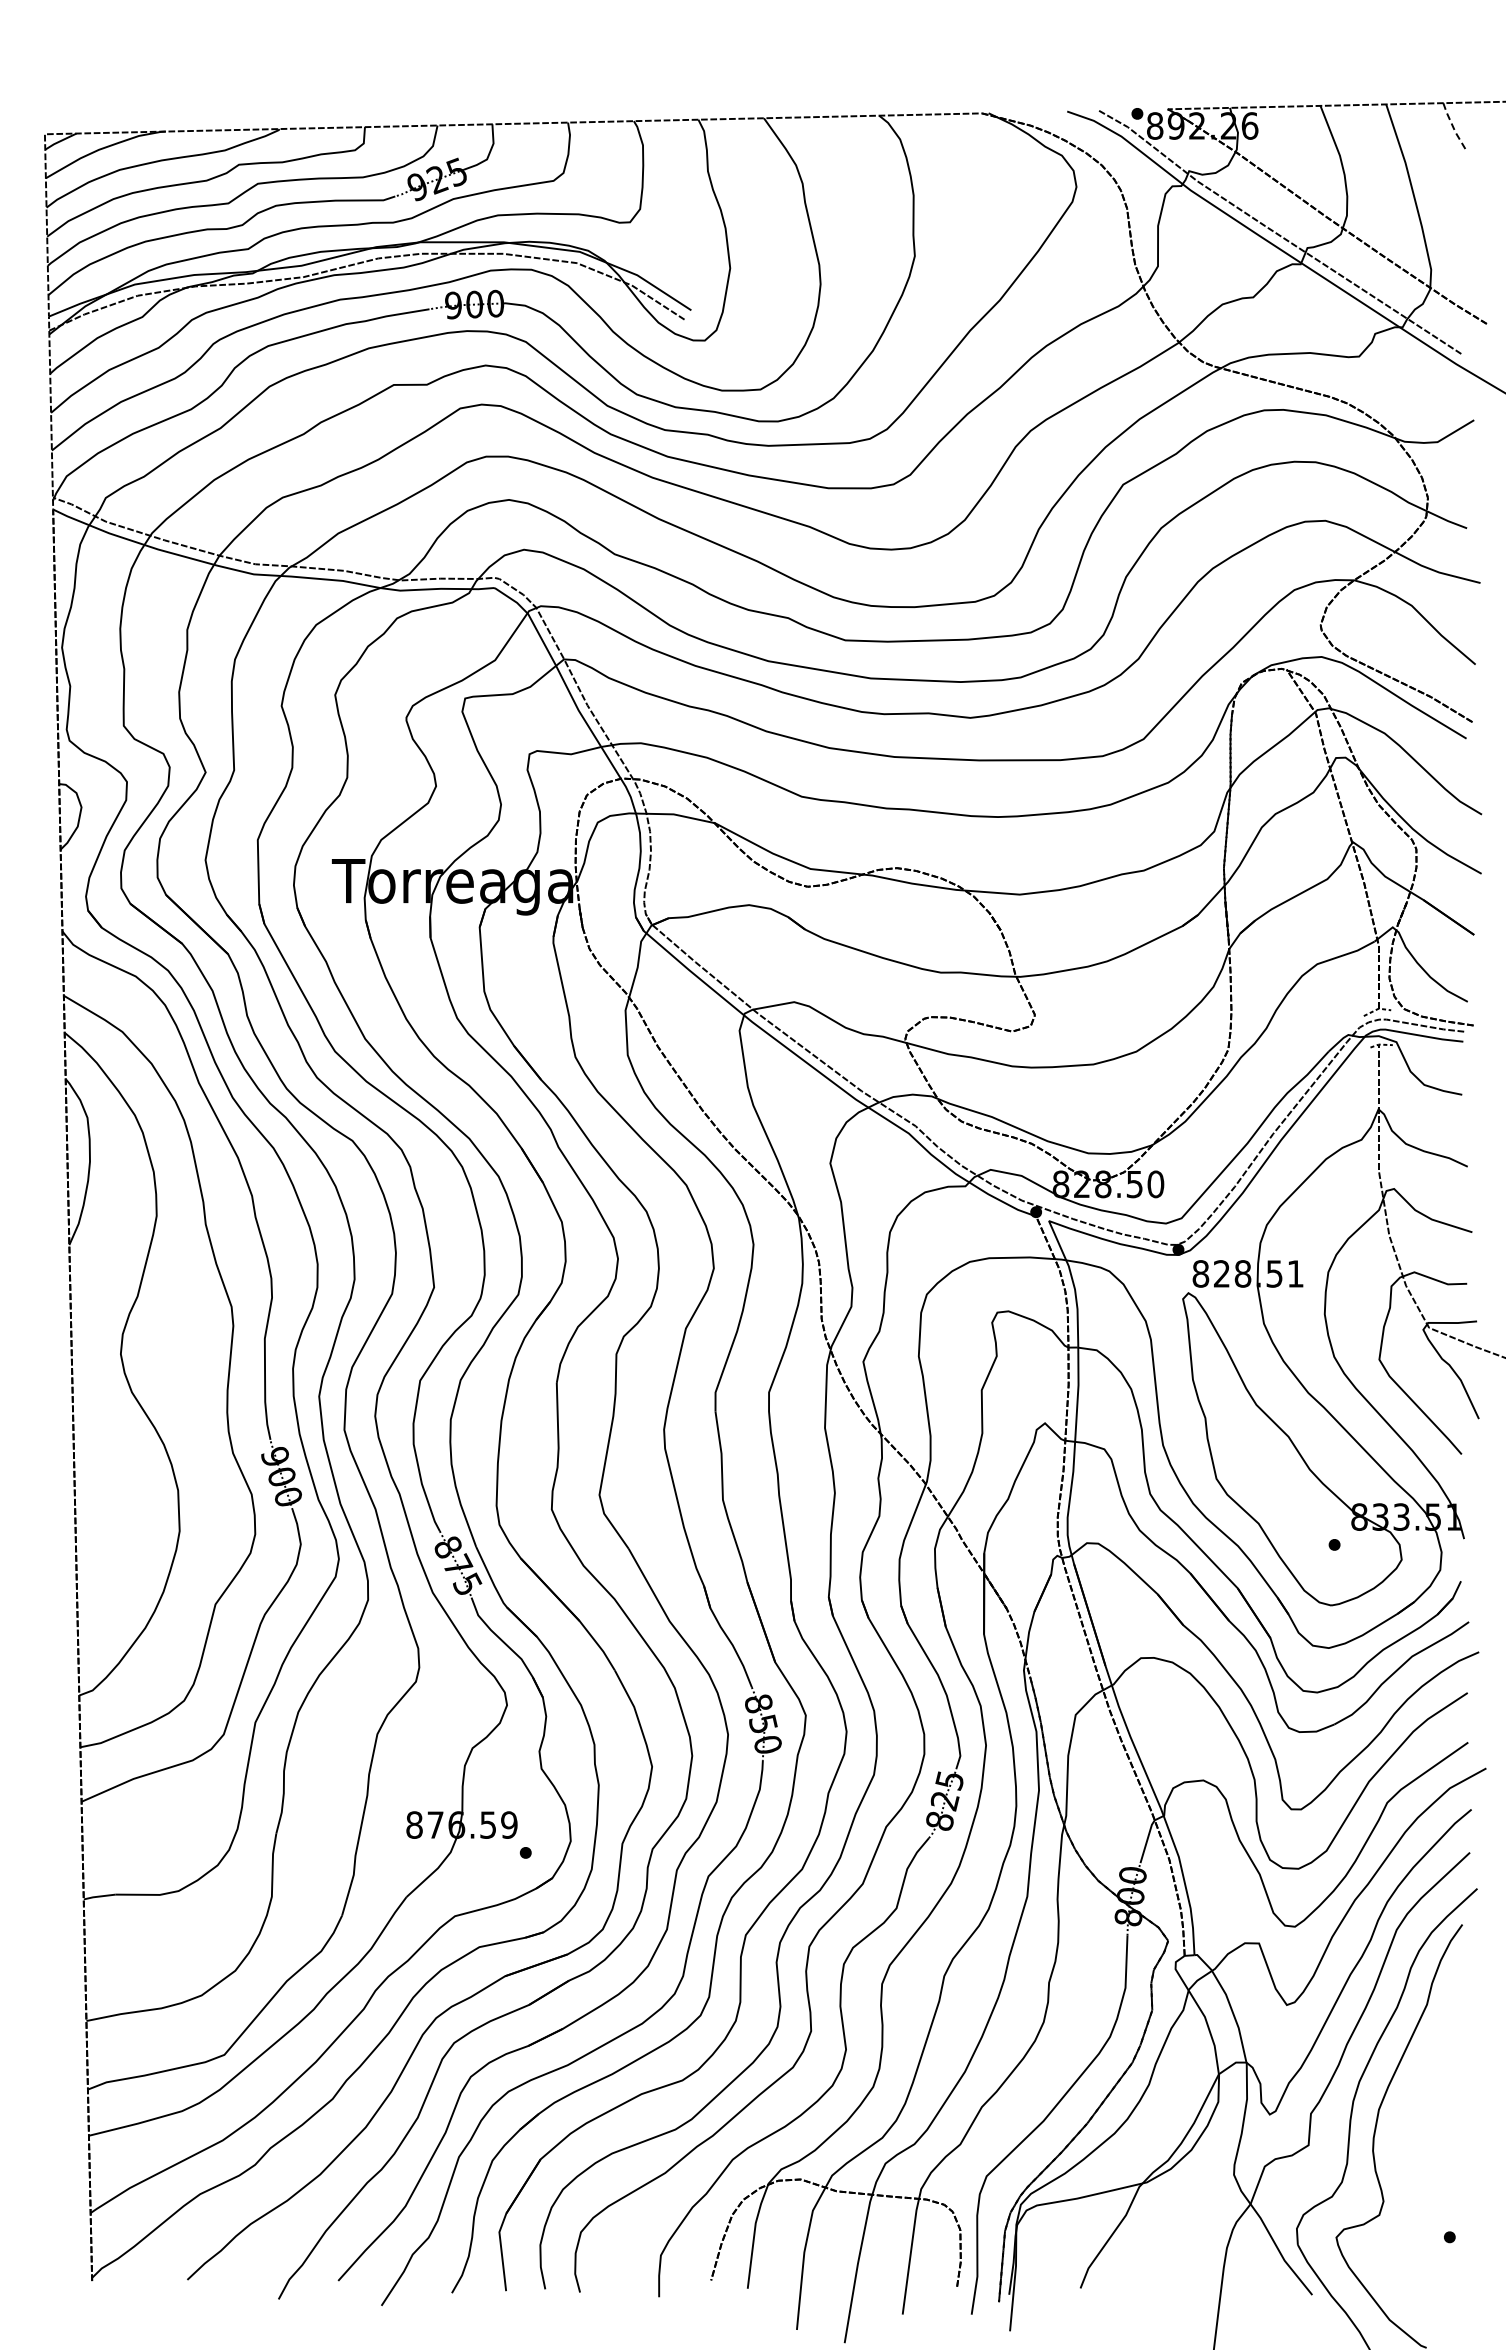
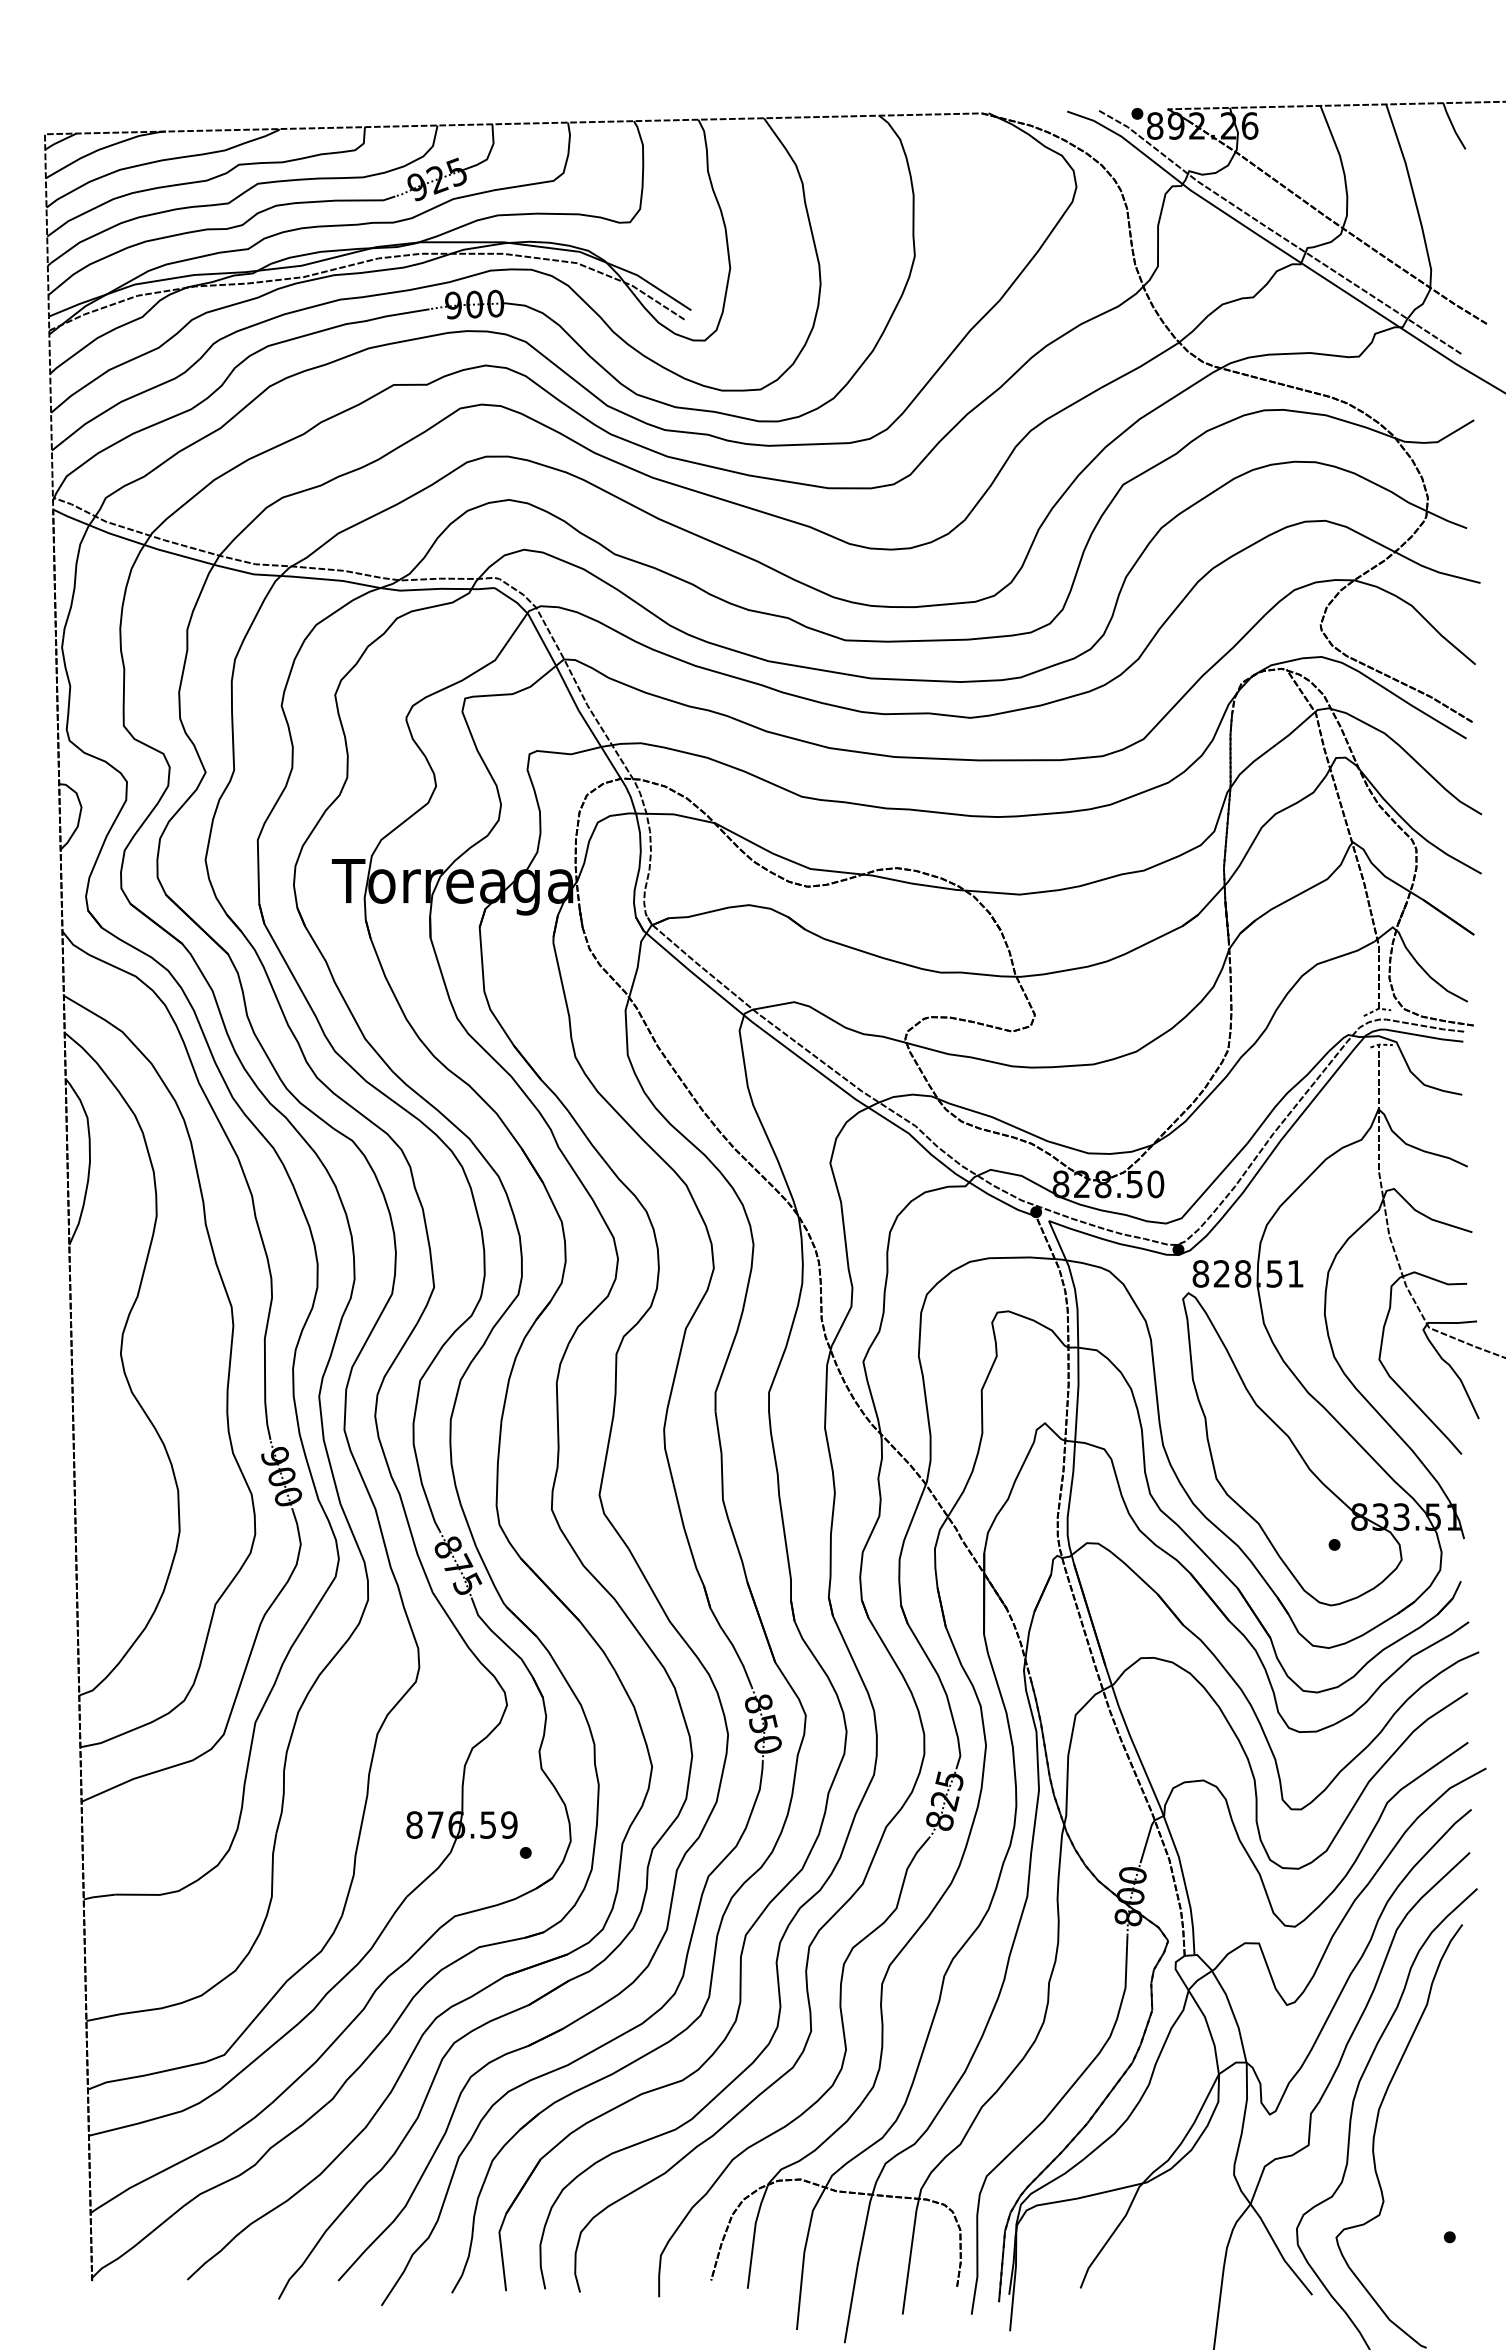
line: dashed -> solid (1453, 127)
